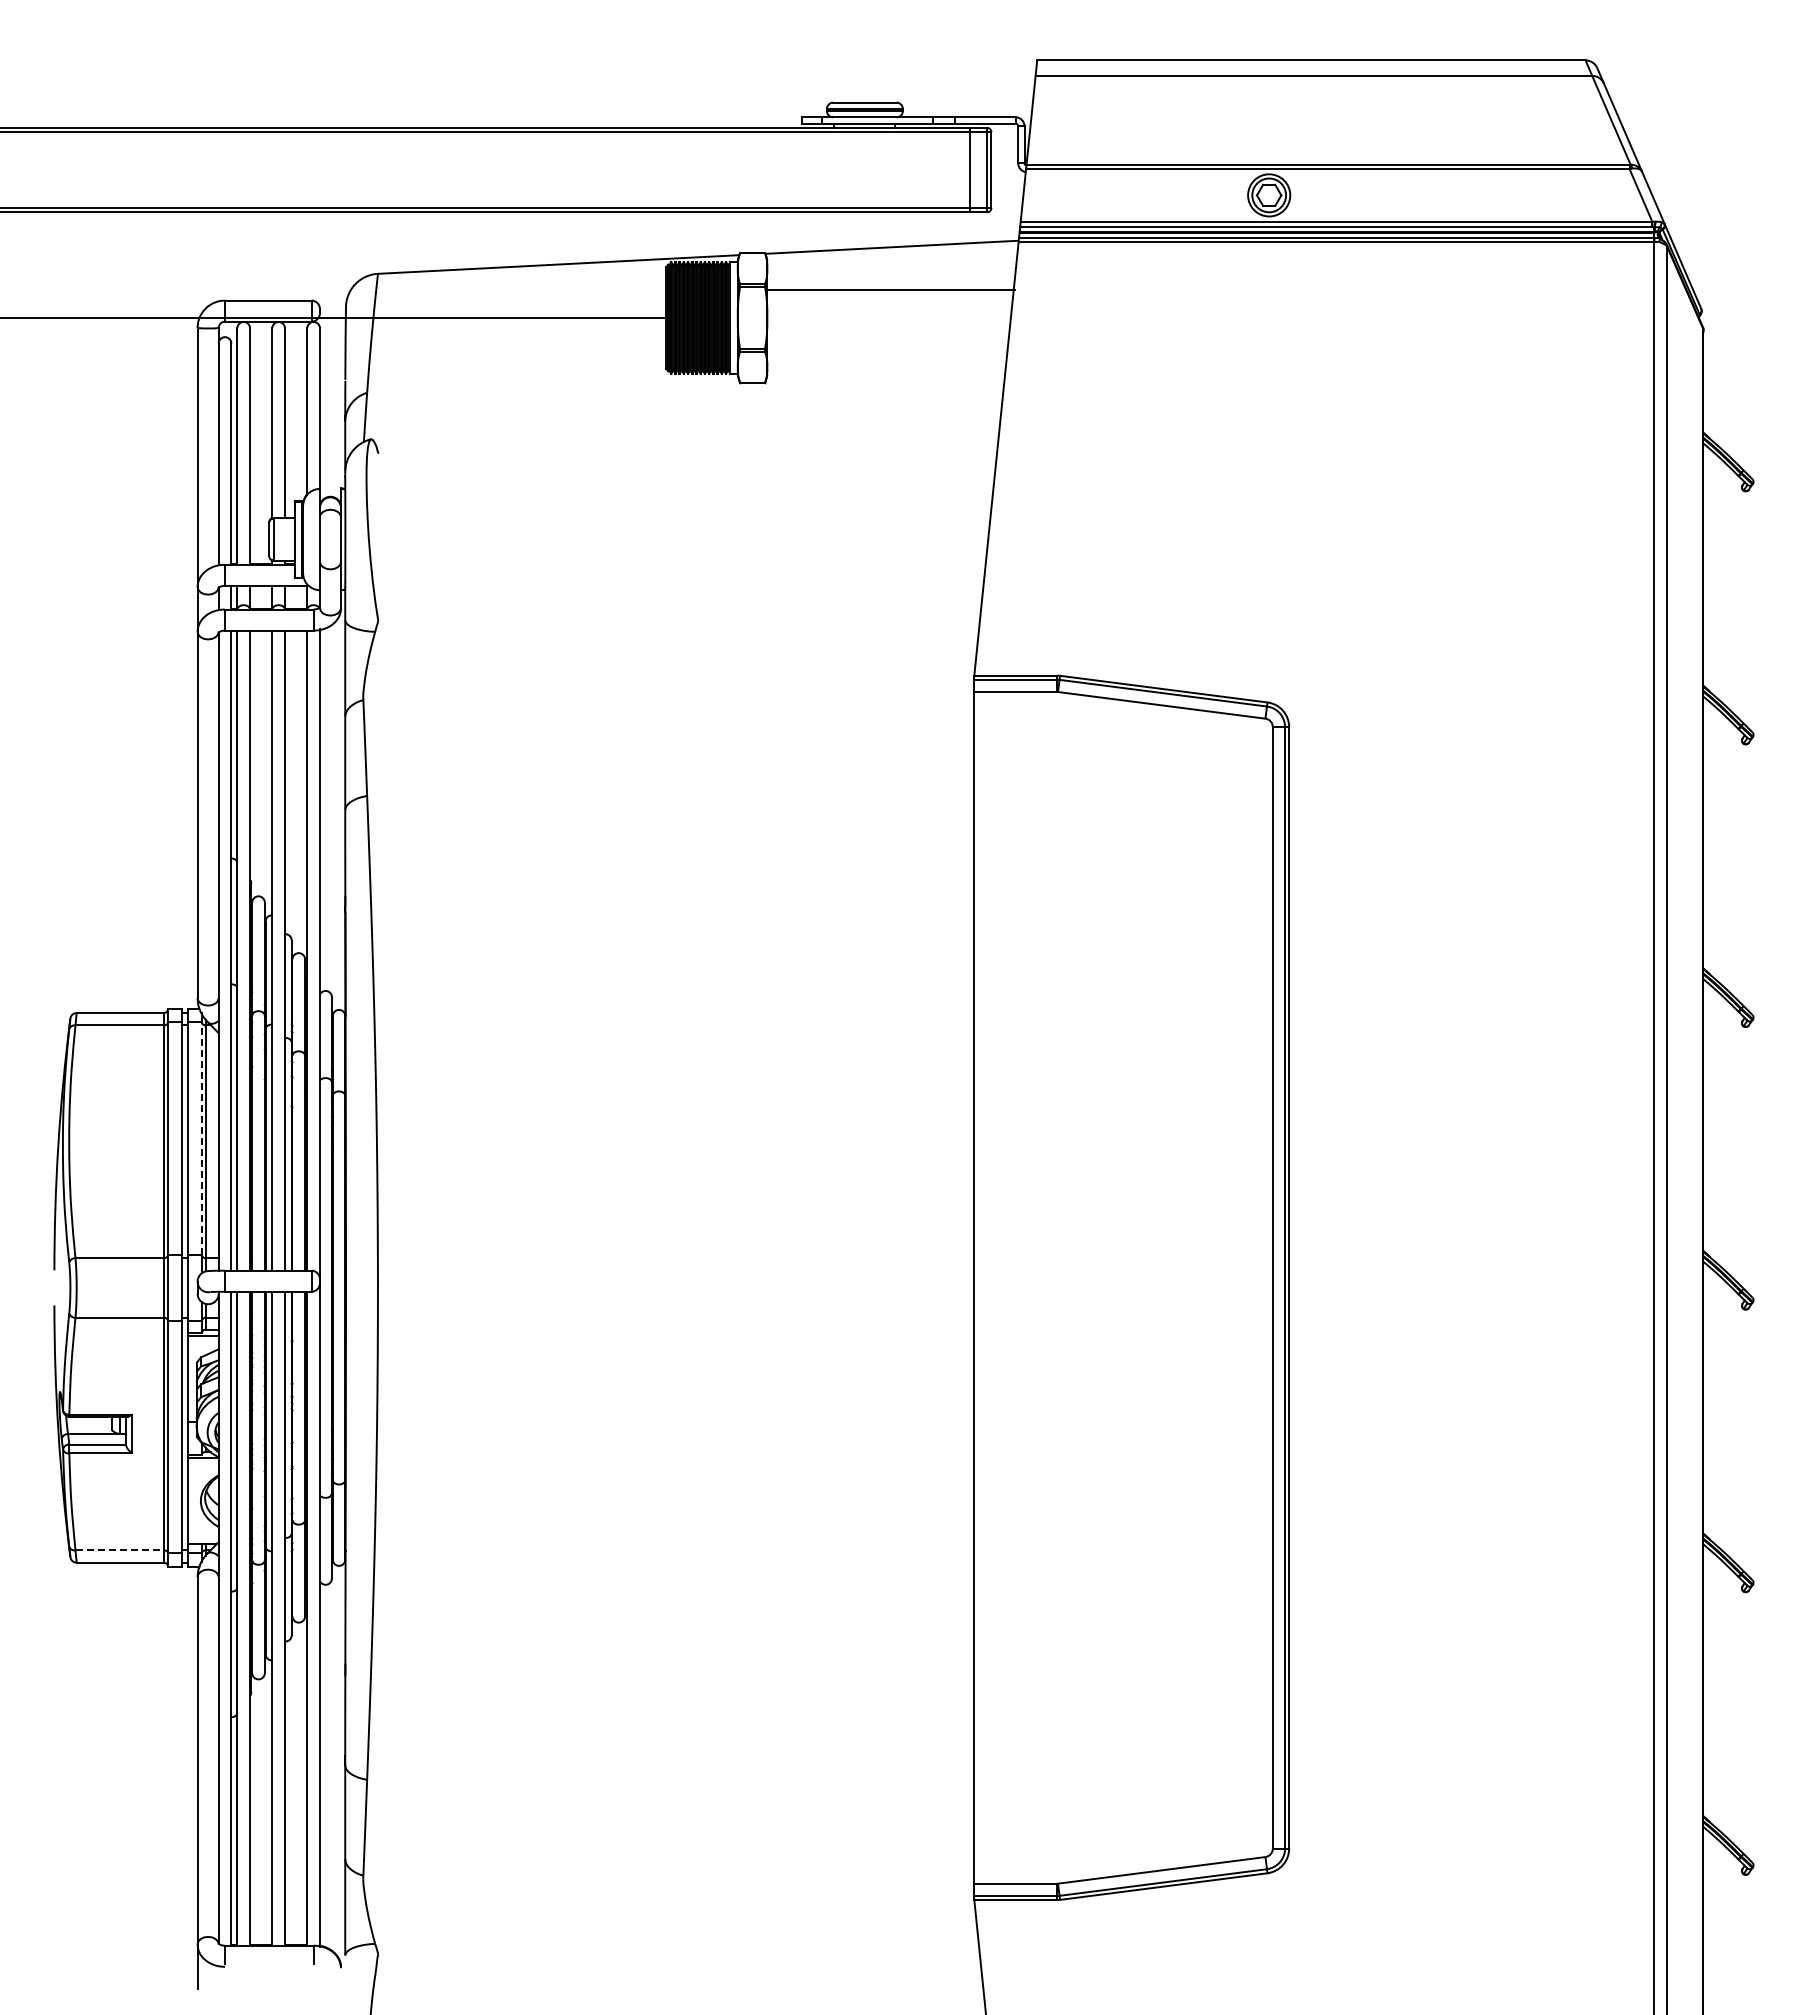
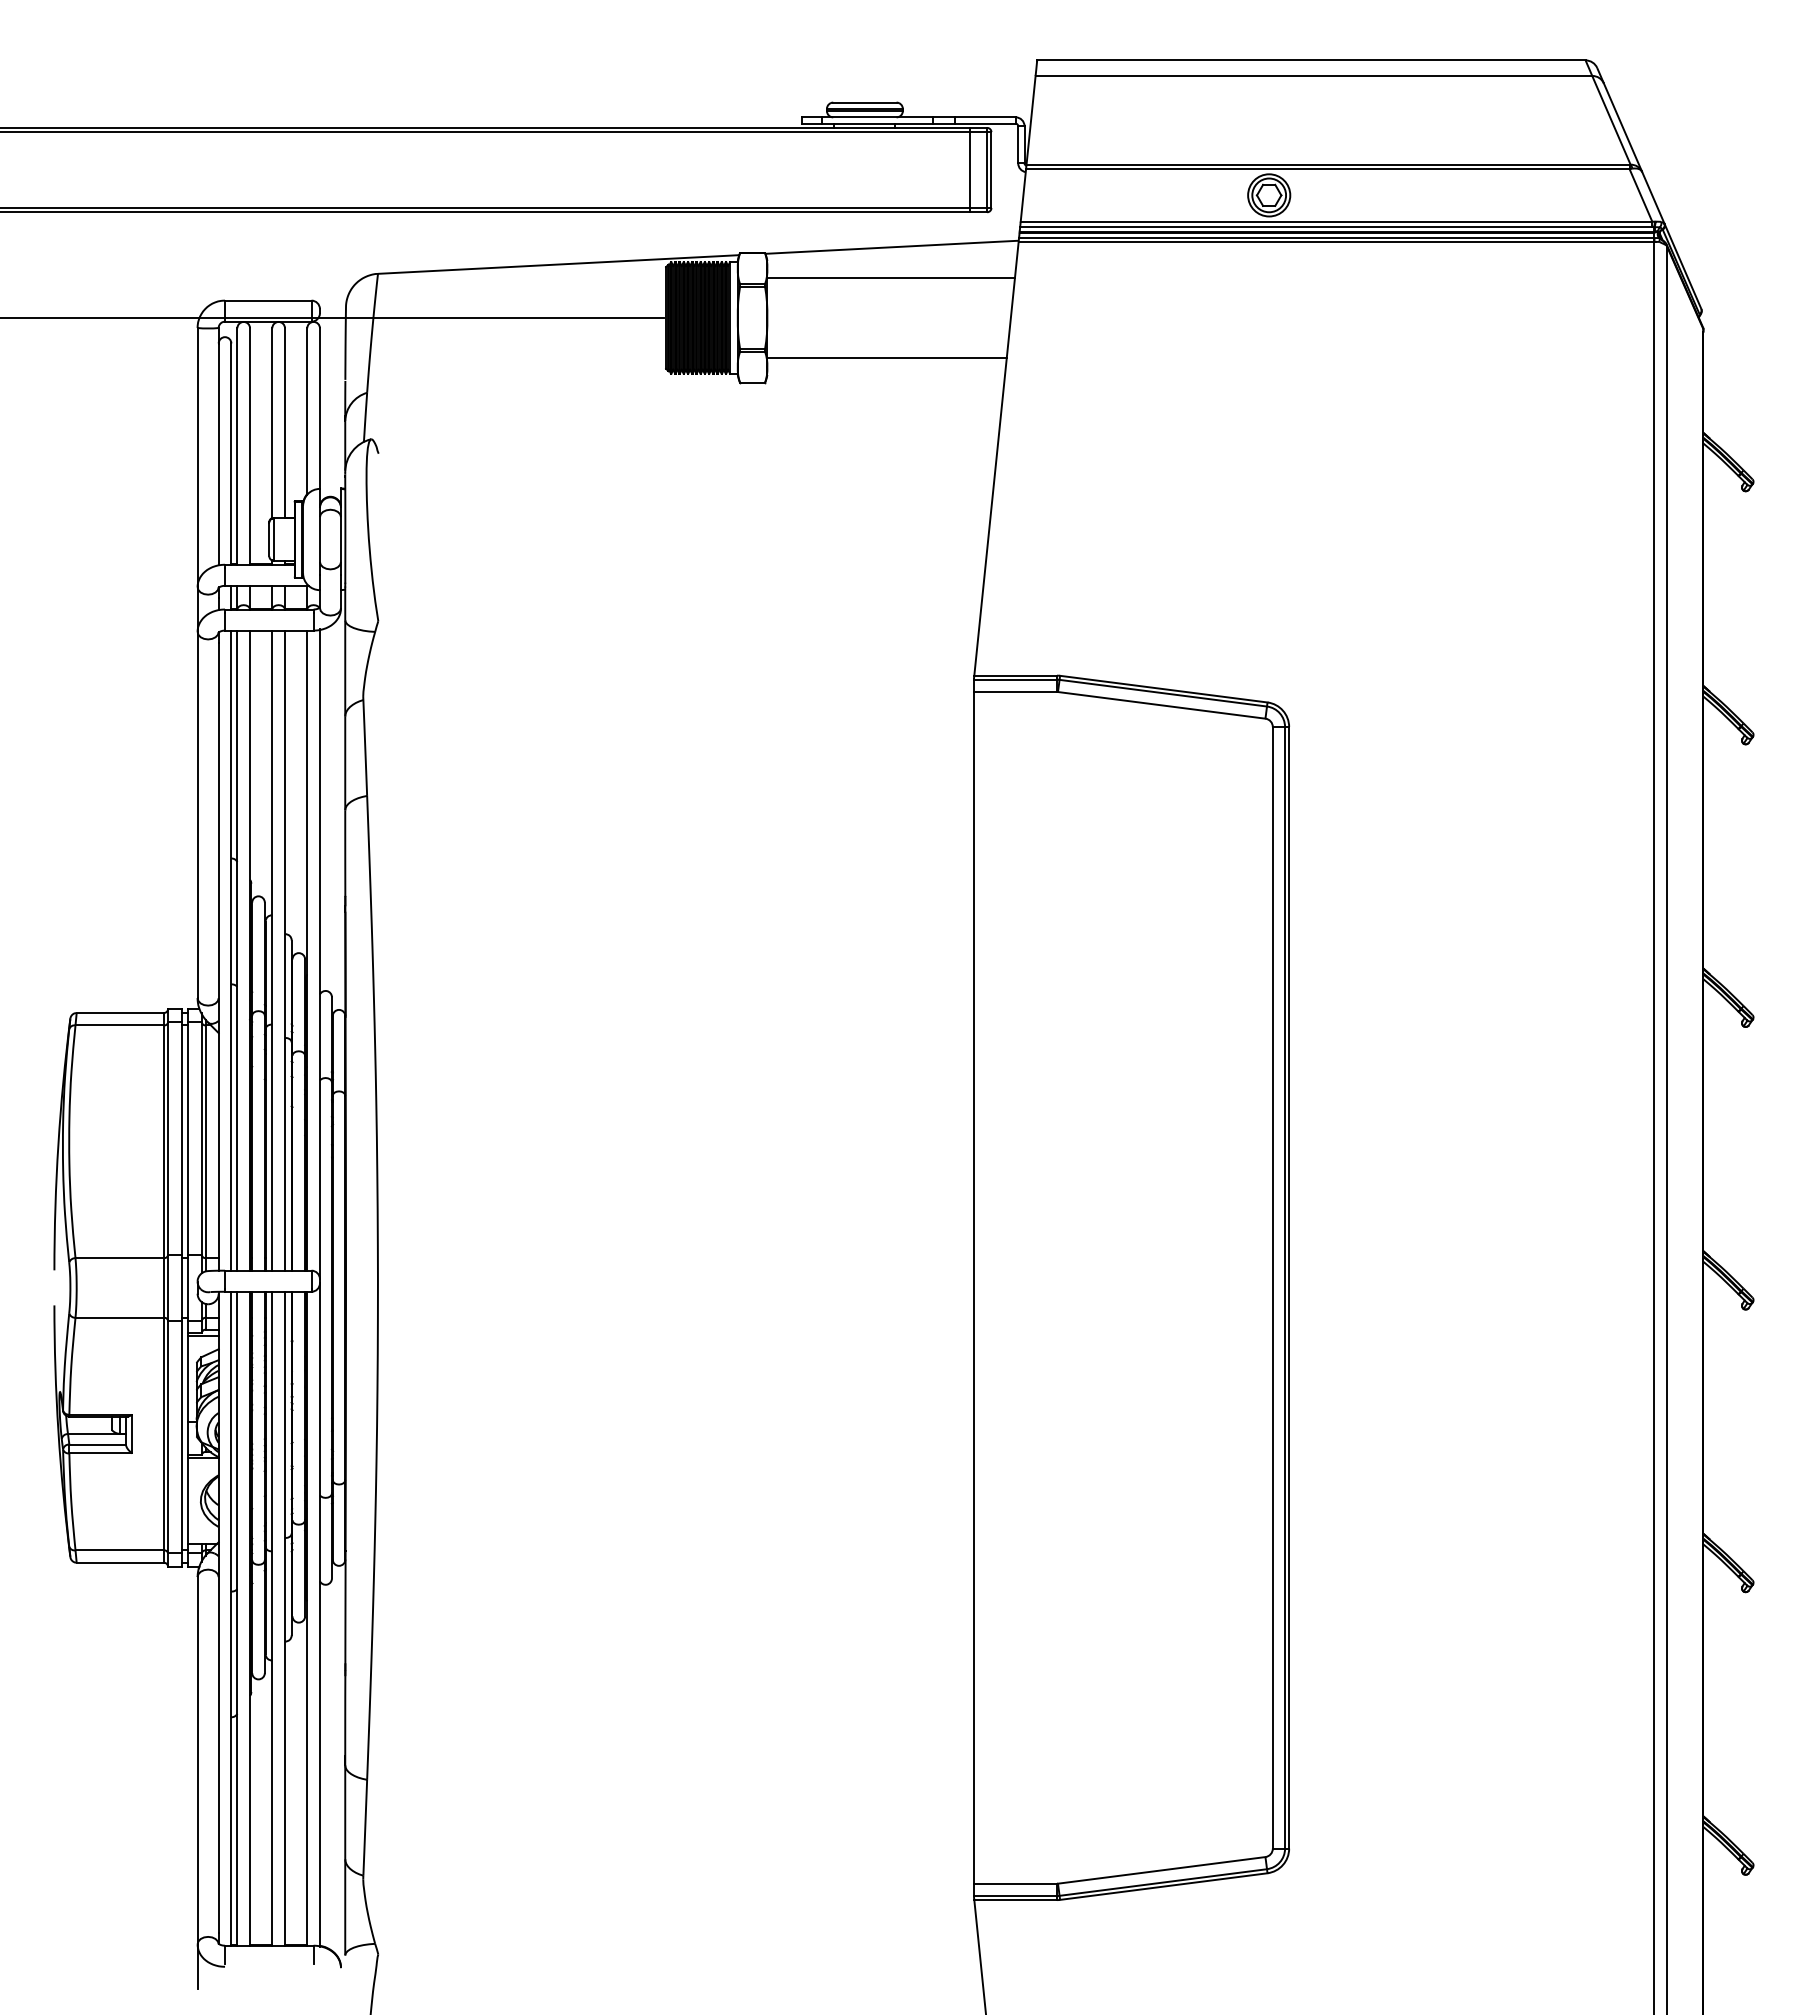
line position: (890, 289) -> (890, 277) (890, 277)
line: none -> present (886, 358)
line: dashed -> solid (201, 1138)
line: dashed -> solid (120, 1550)
